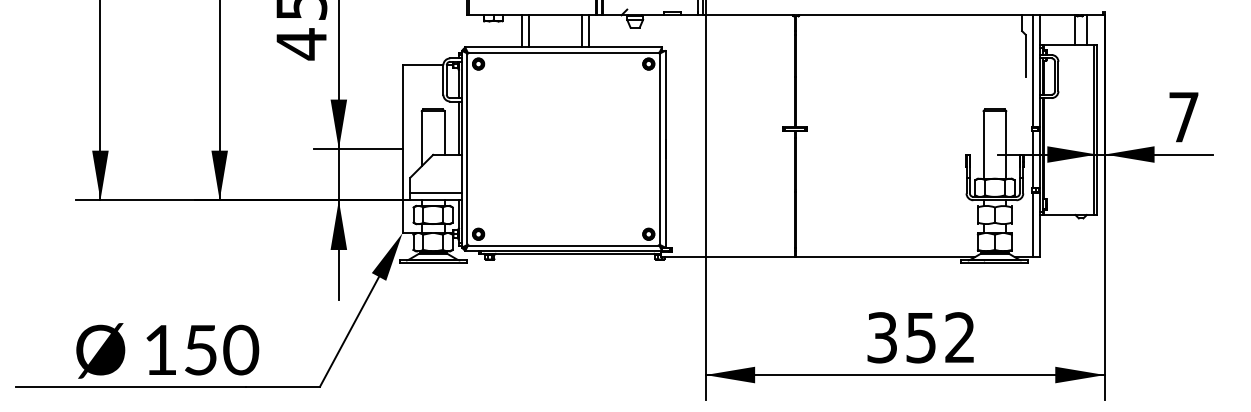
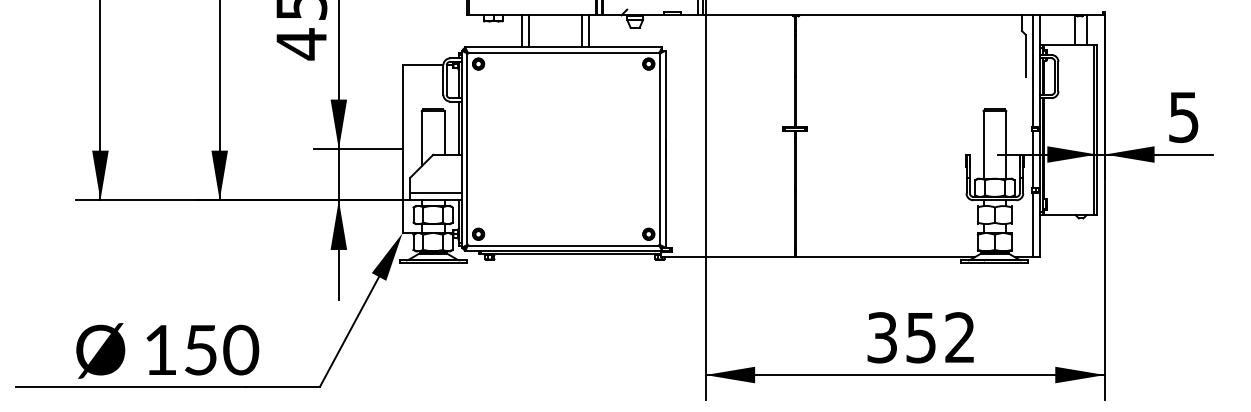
text: 7 -> 5 (1183, 117)
